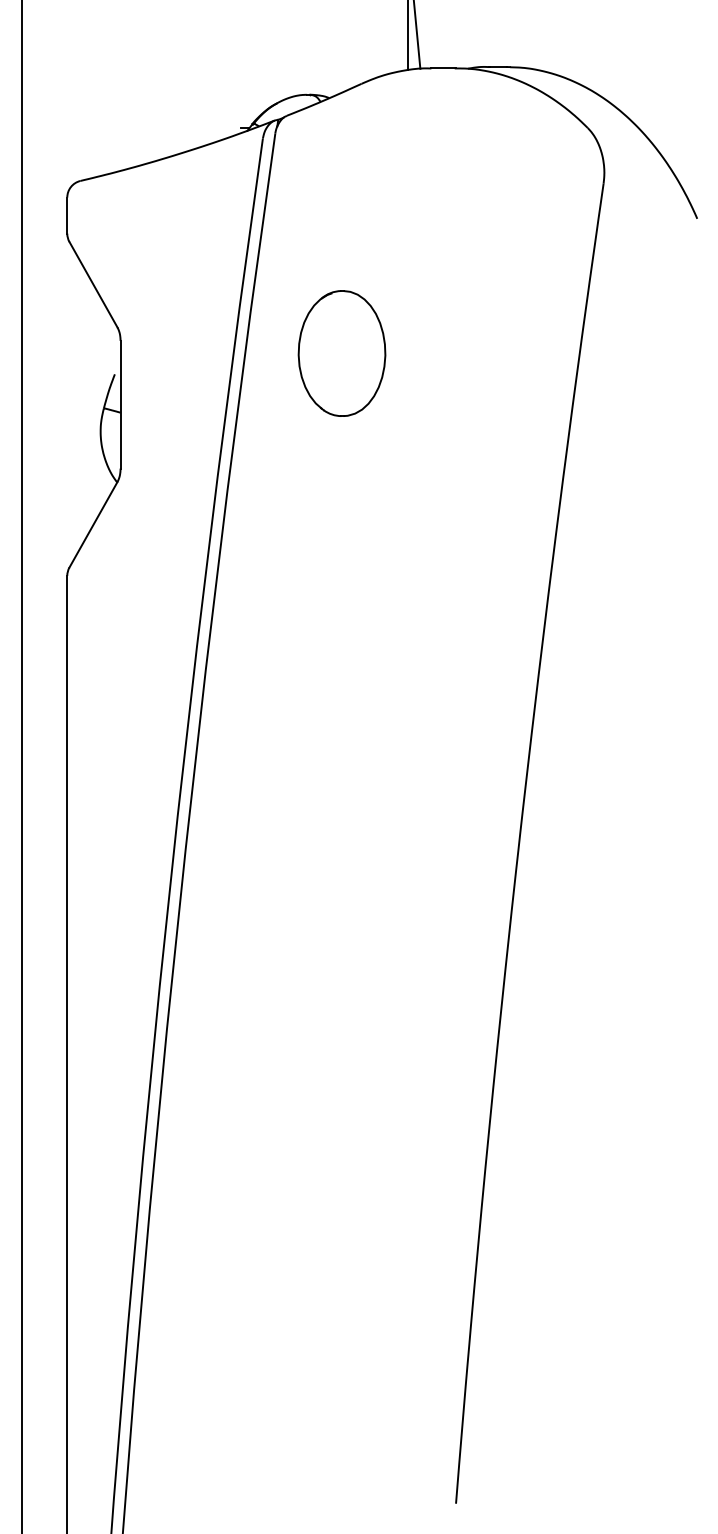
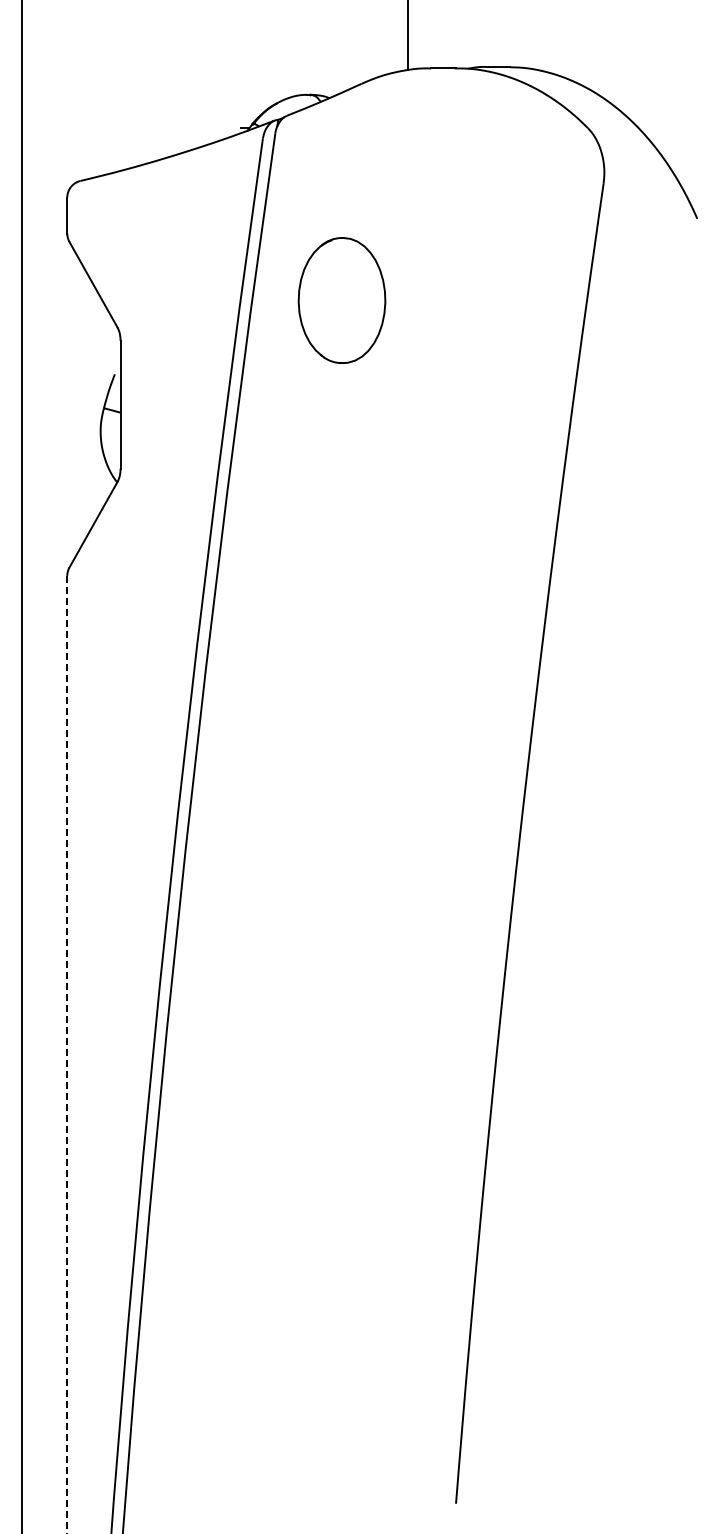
line: present -> none (416, 35)
part position: (341, 353) -> (341, 300) (341, 300)
line: solid -> dashed (67, 1054)
